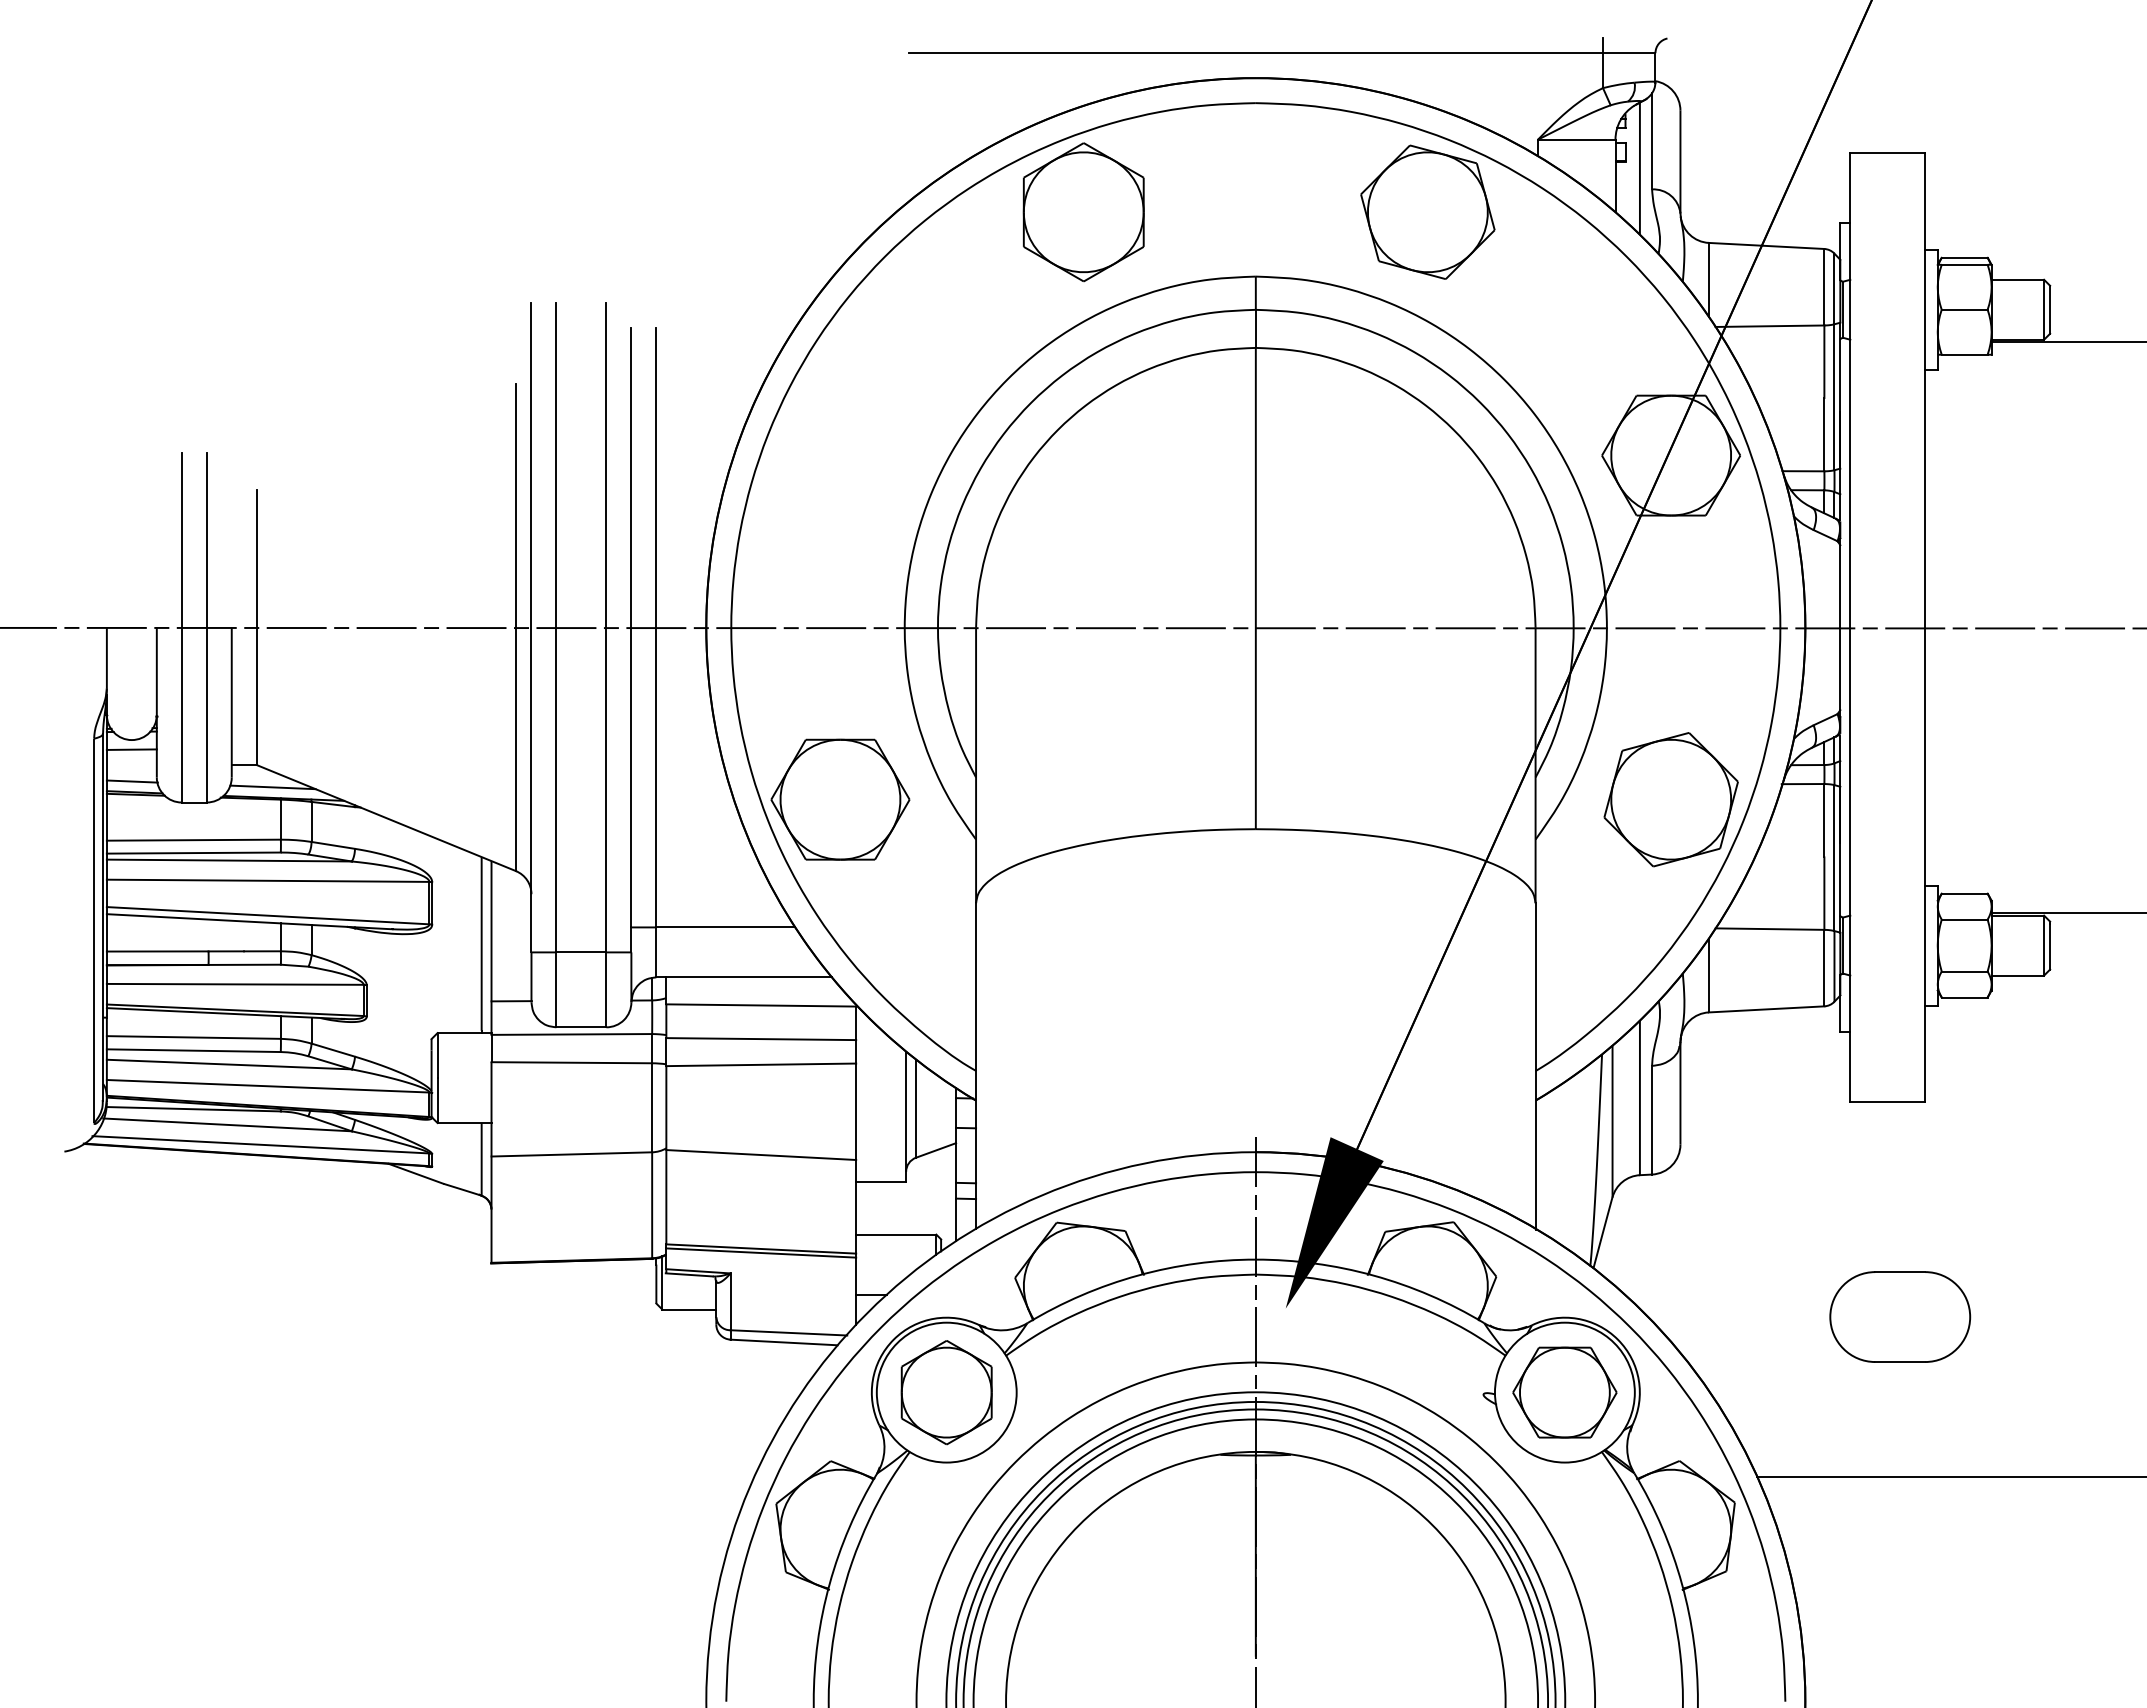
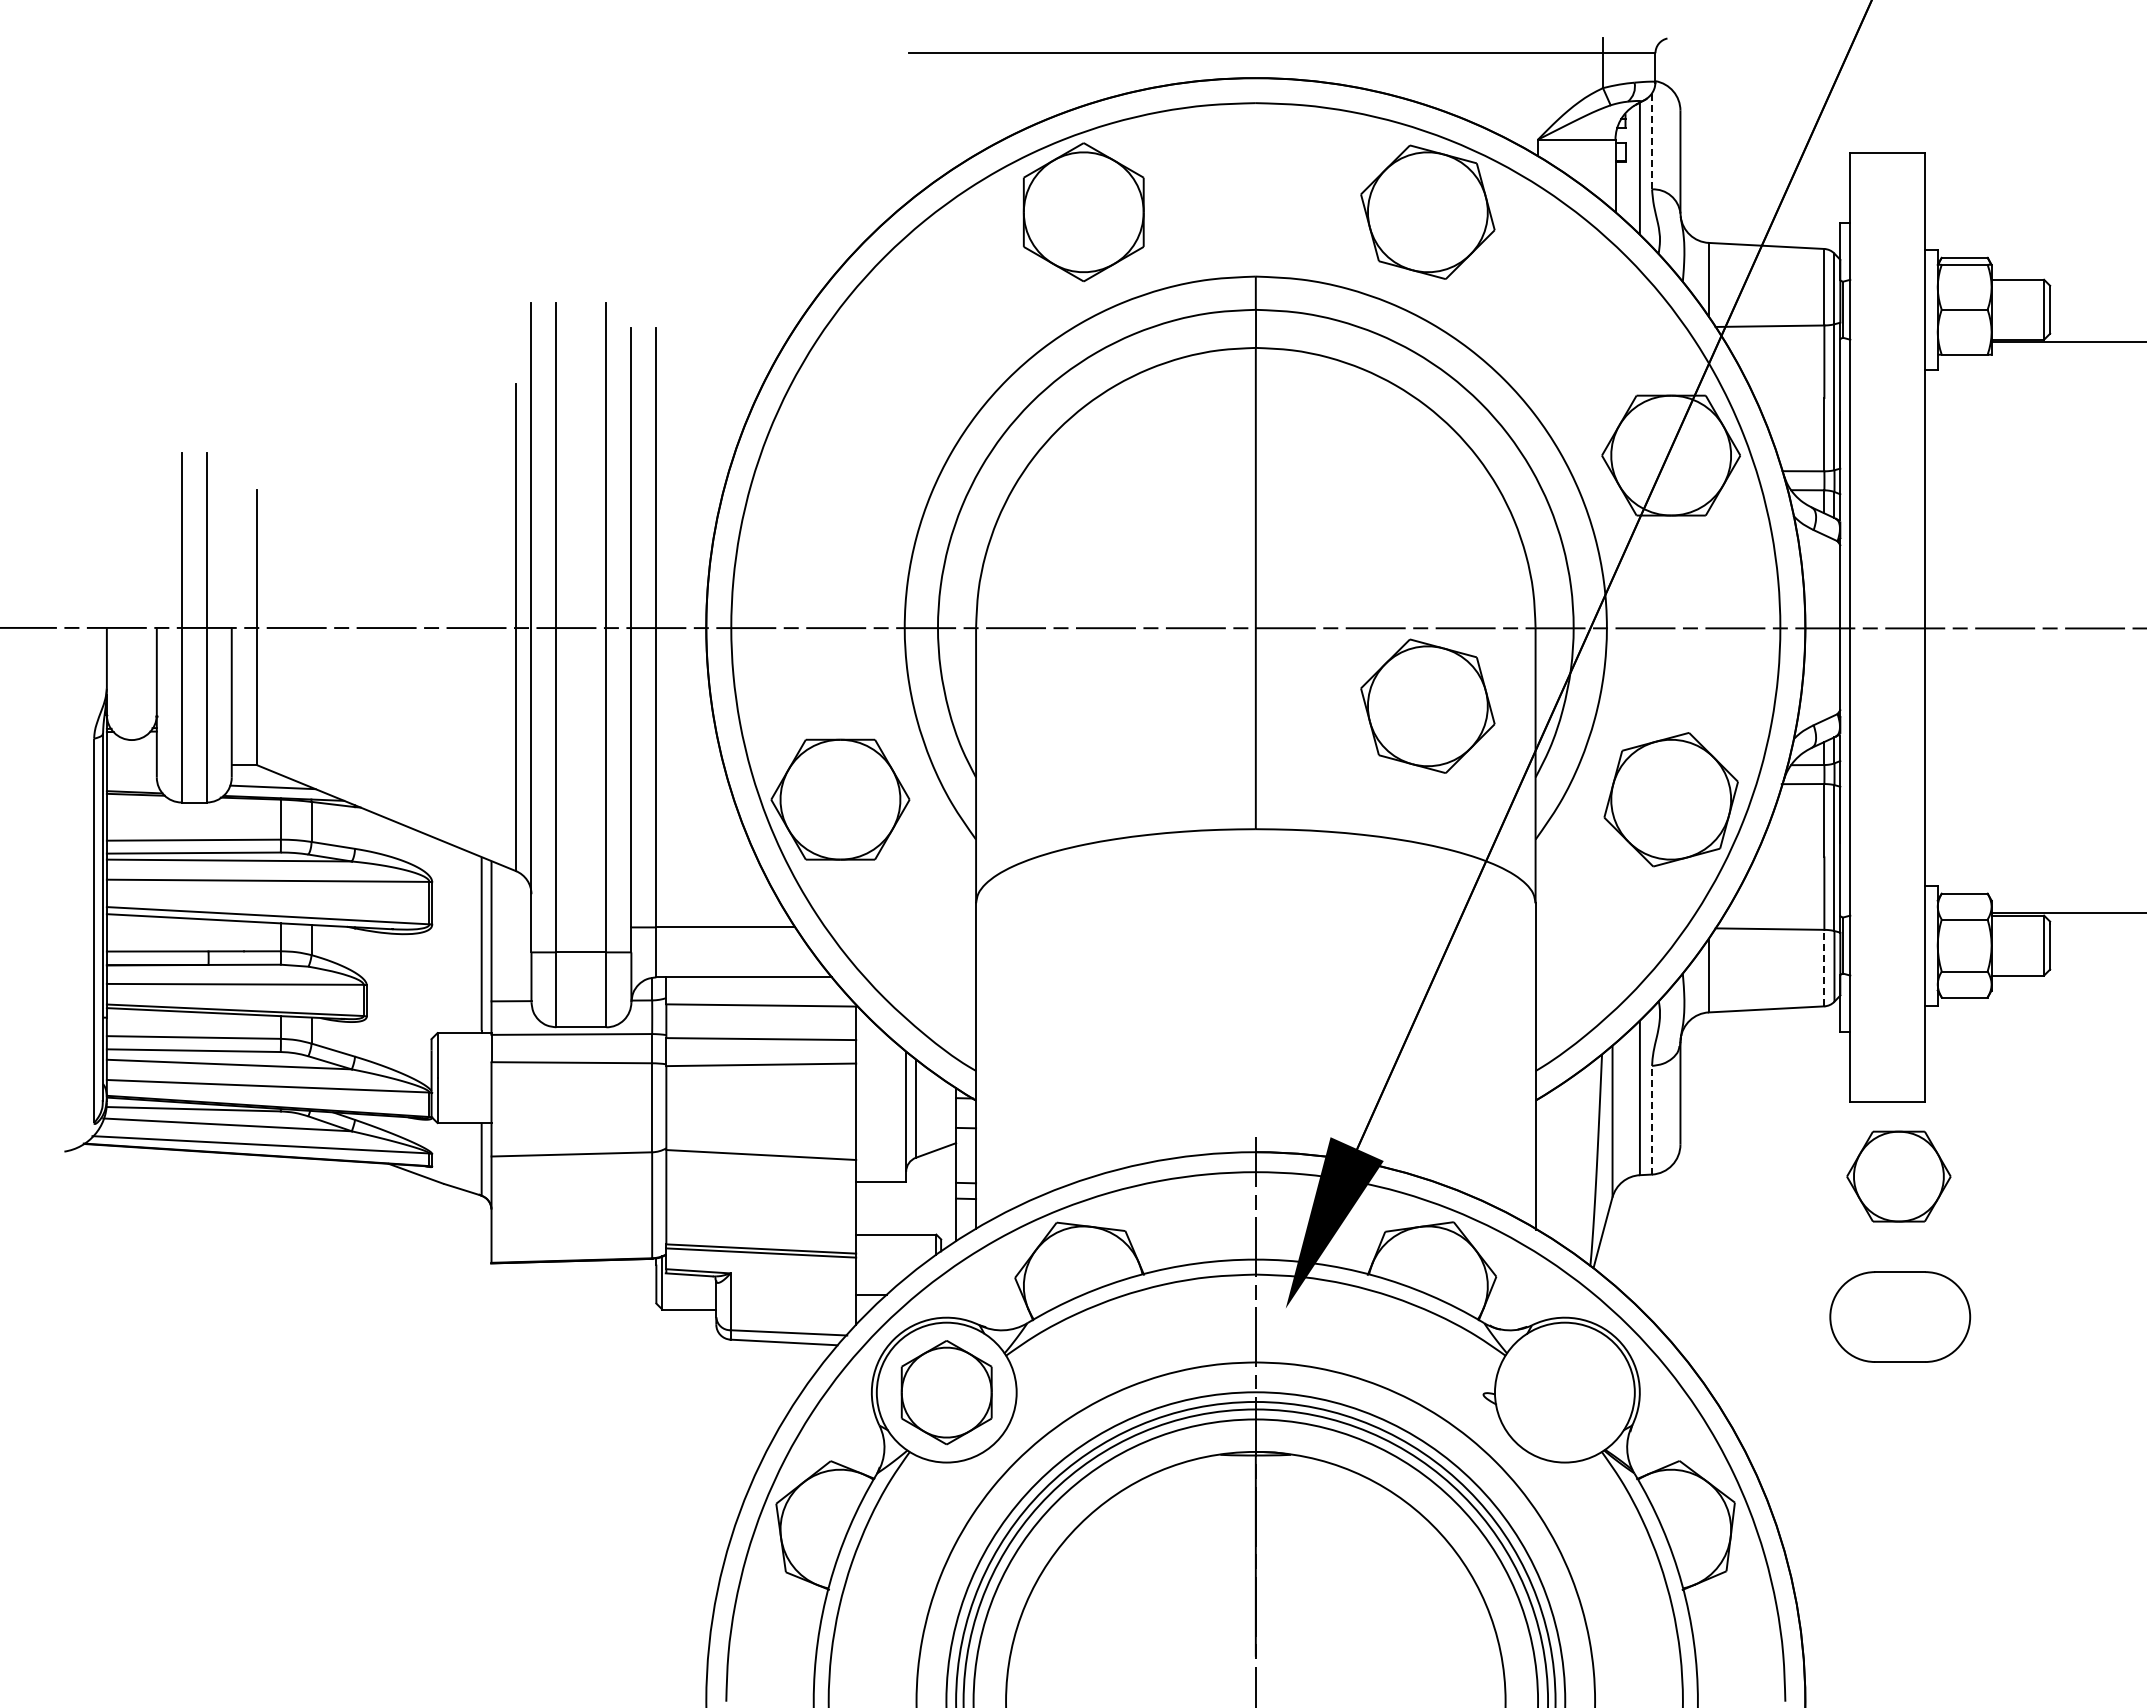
line: solid -> dashed (1652, 140)
part: none -> present (1427, 705)
line: present -> none (131, 749)
line: present -> none (131, 781)
line: solid -> dashed (1824, 967)
line: solid -> dashed (1652, 1119)
part position: (1564, 1392) -> (1898, 1176) (1898, 1176)
line: present -> none (1950, 1476)
